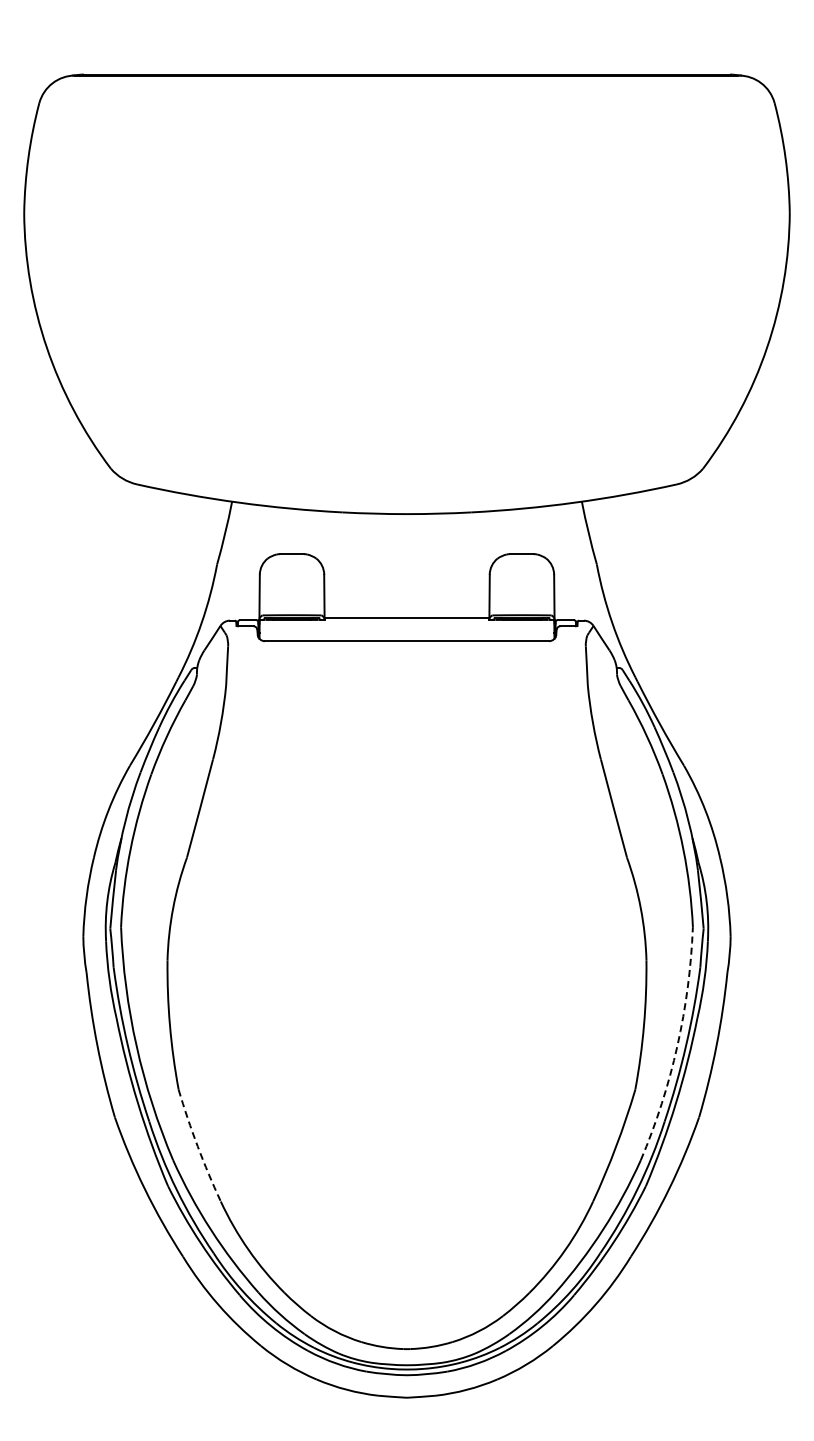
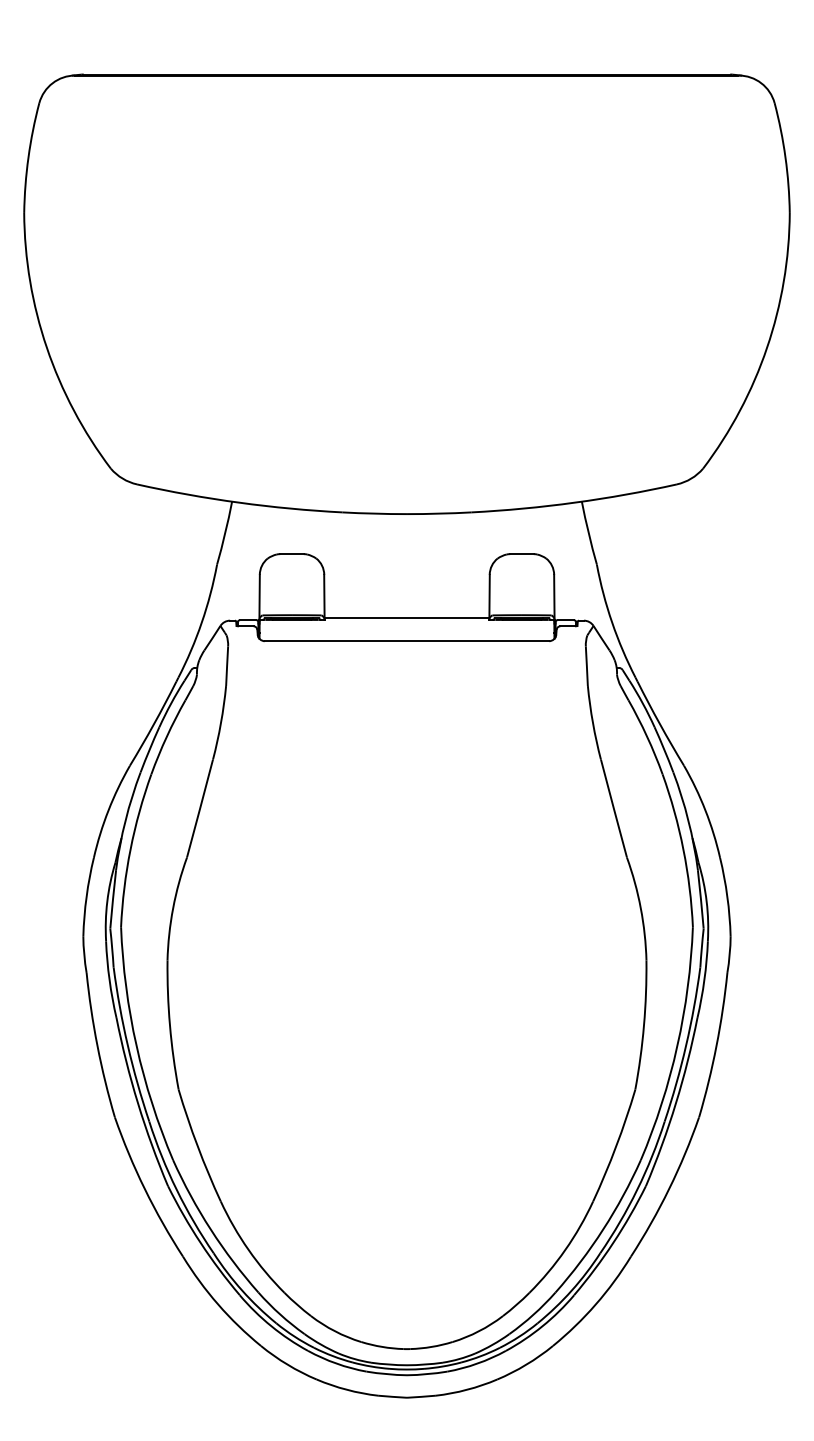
arc: dashed -> solid (677, 1046)
arc: dashed -> solid (197, 1146)
